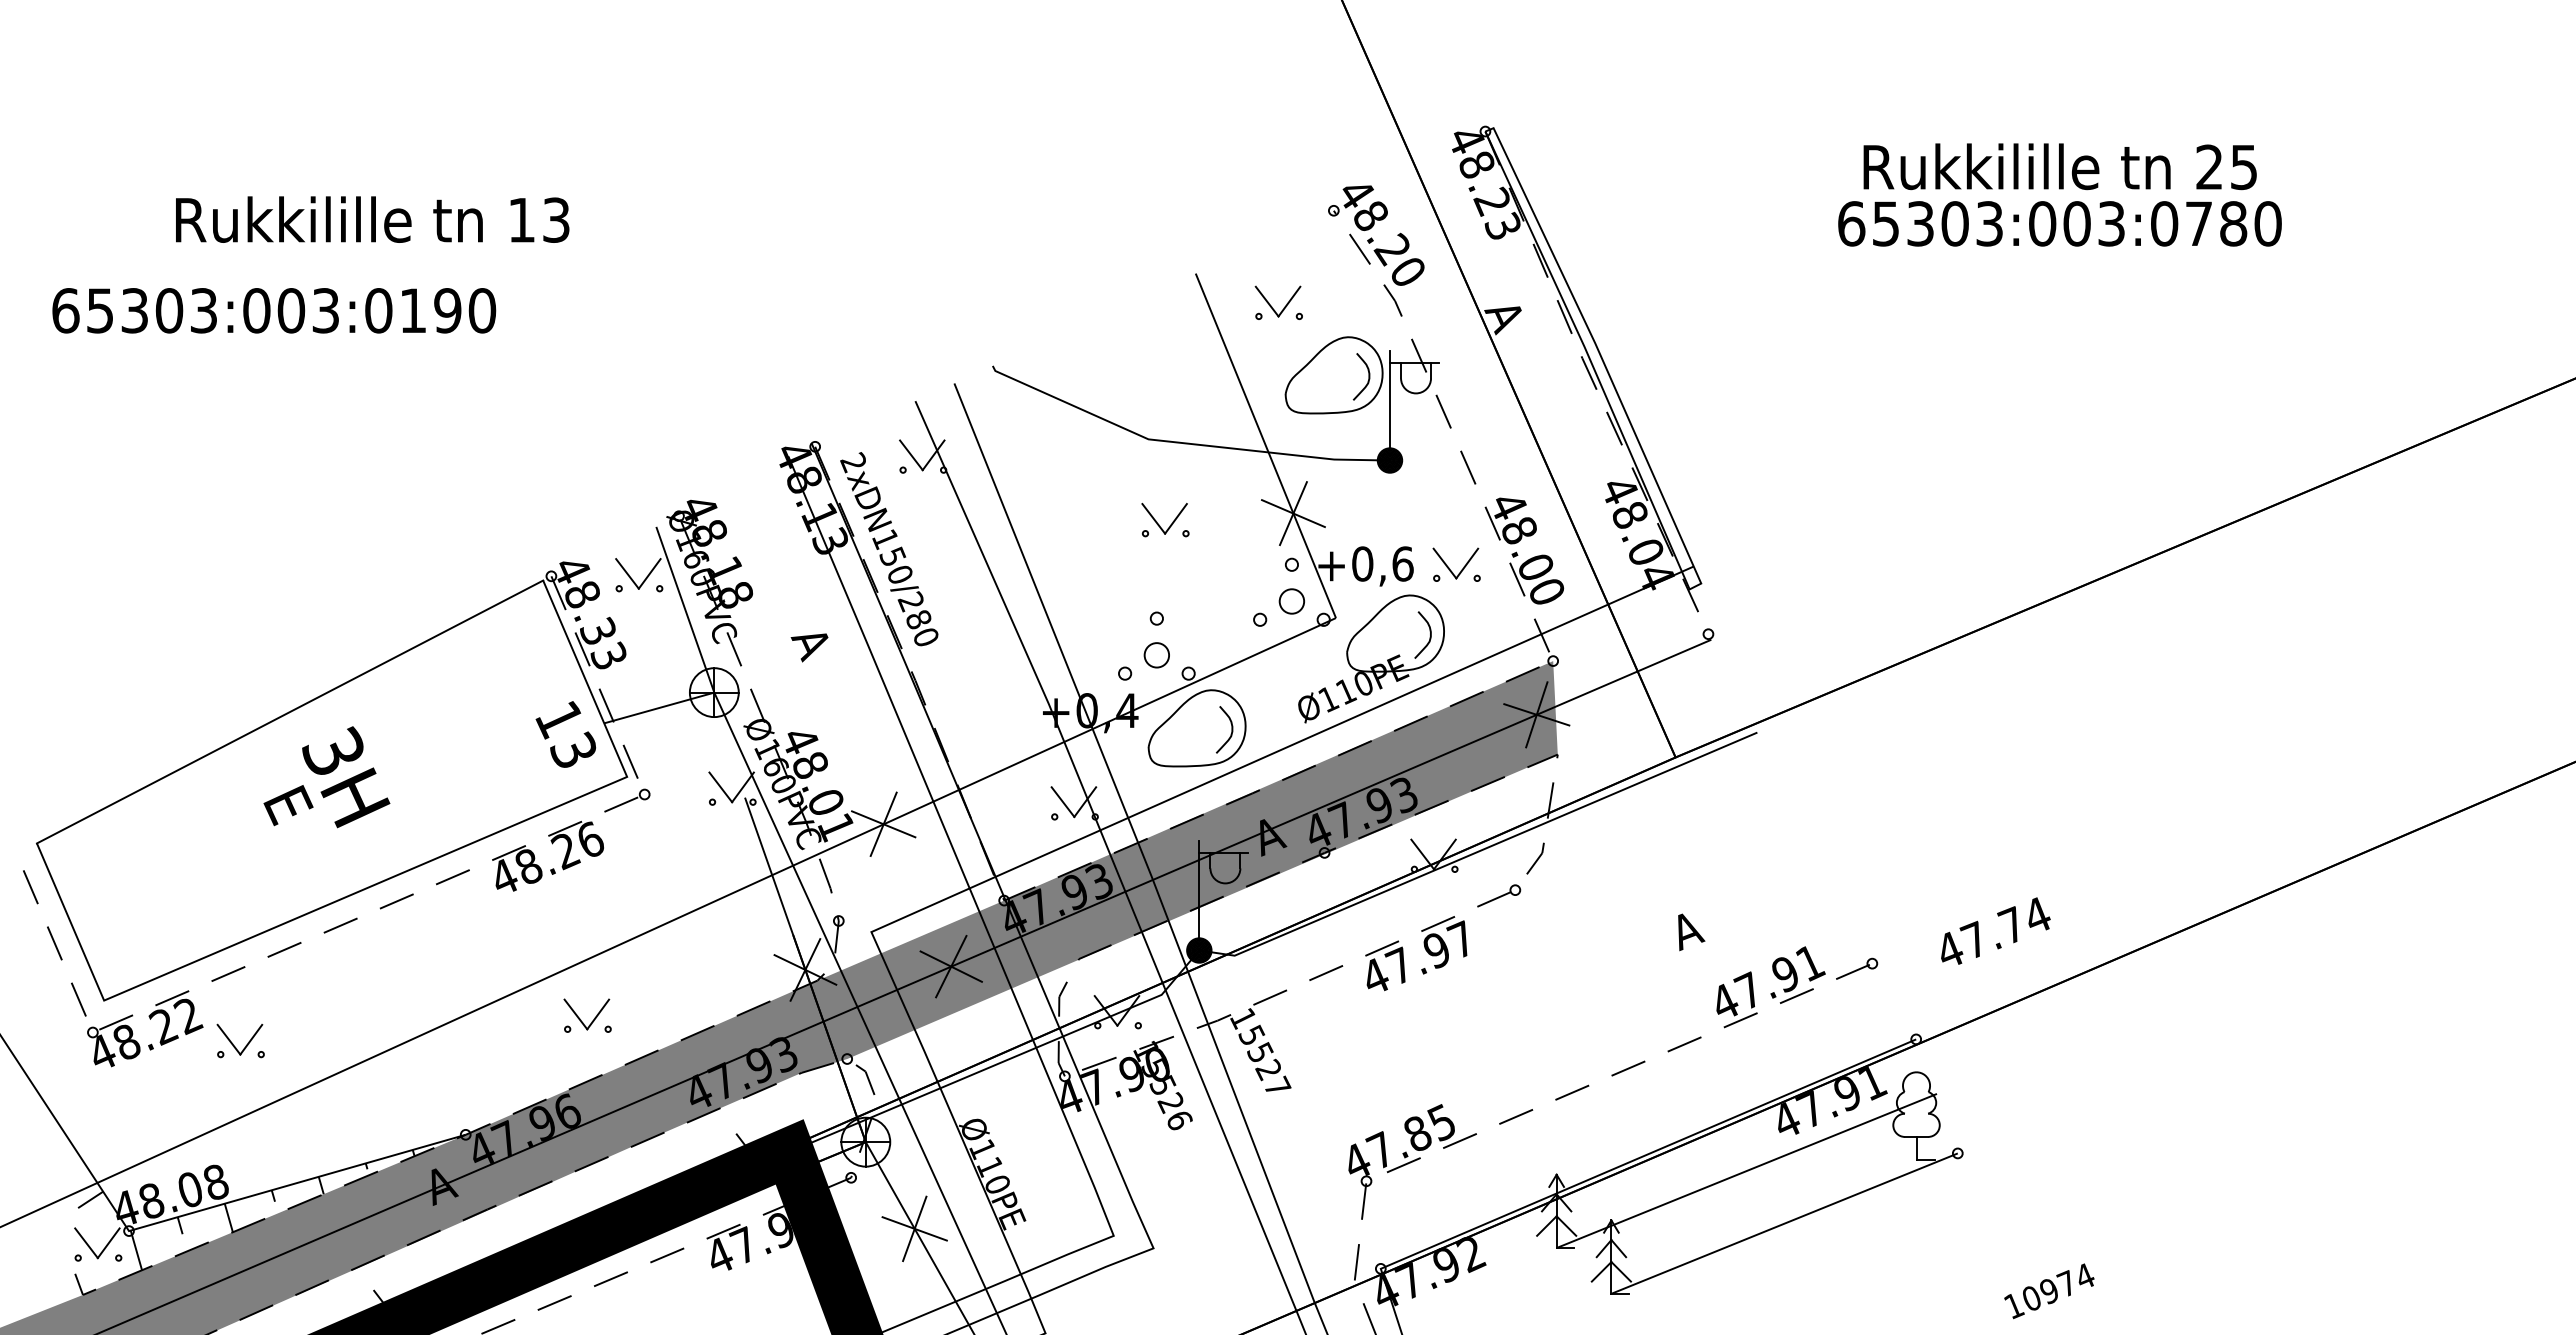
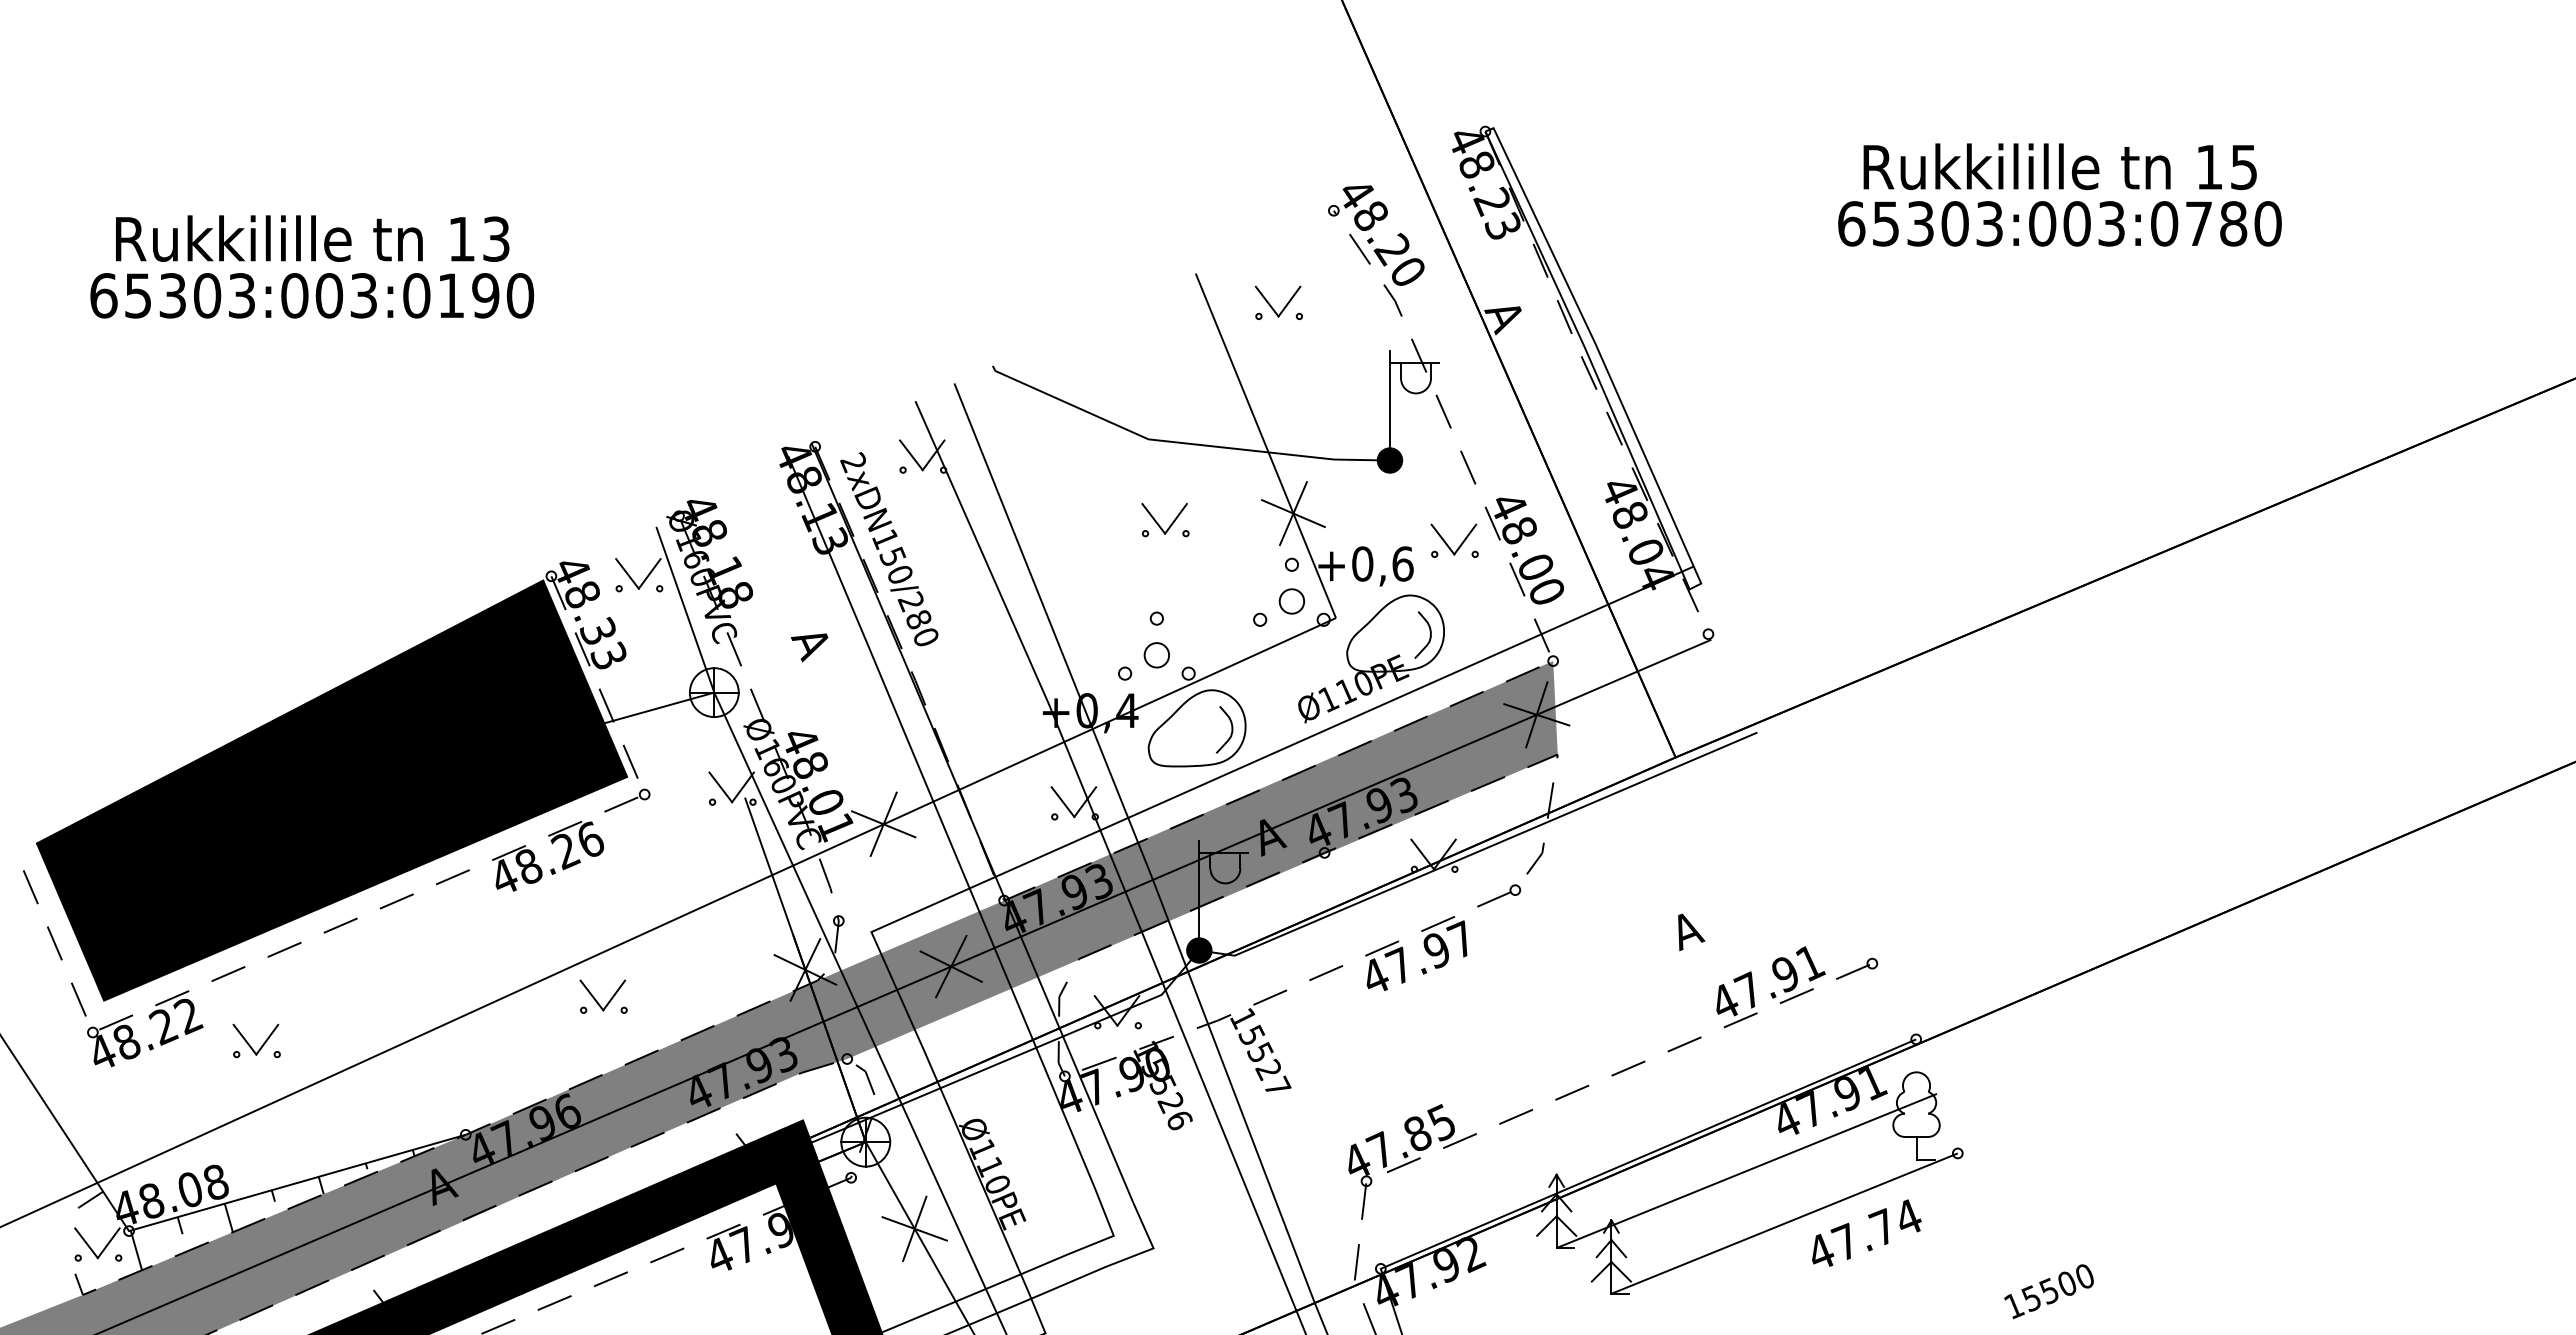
text: 25 -> 15 (2208, 166)
text position: (372, 219) -> (312, 238) (312, 238)
text position: (274, 310) -> (312, 295) (312, 295)
part: present -> none (1333, 375)
part position: (1461, 569) -> (1459, 545) (1459, 545)
fill: none -> present (331, 790)
text position: (1995, 930) -> (1866, 1232) (1866, 1232)
part position: (592, 1020) -> (608, 1001) (608, 1001)
part position: (245, 1045) -> (261, 1045) (261, 1045)
text: 10974 -> 15500 (2057, 1287)
